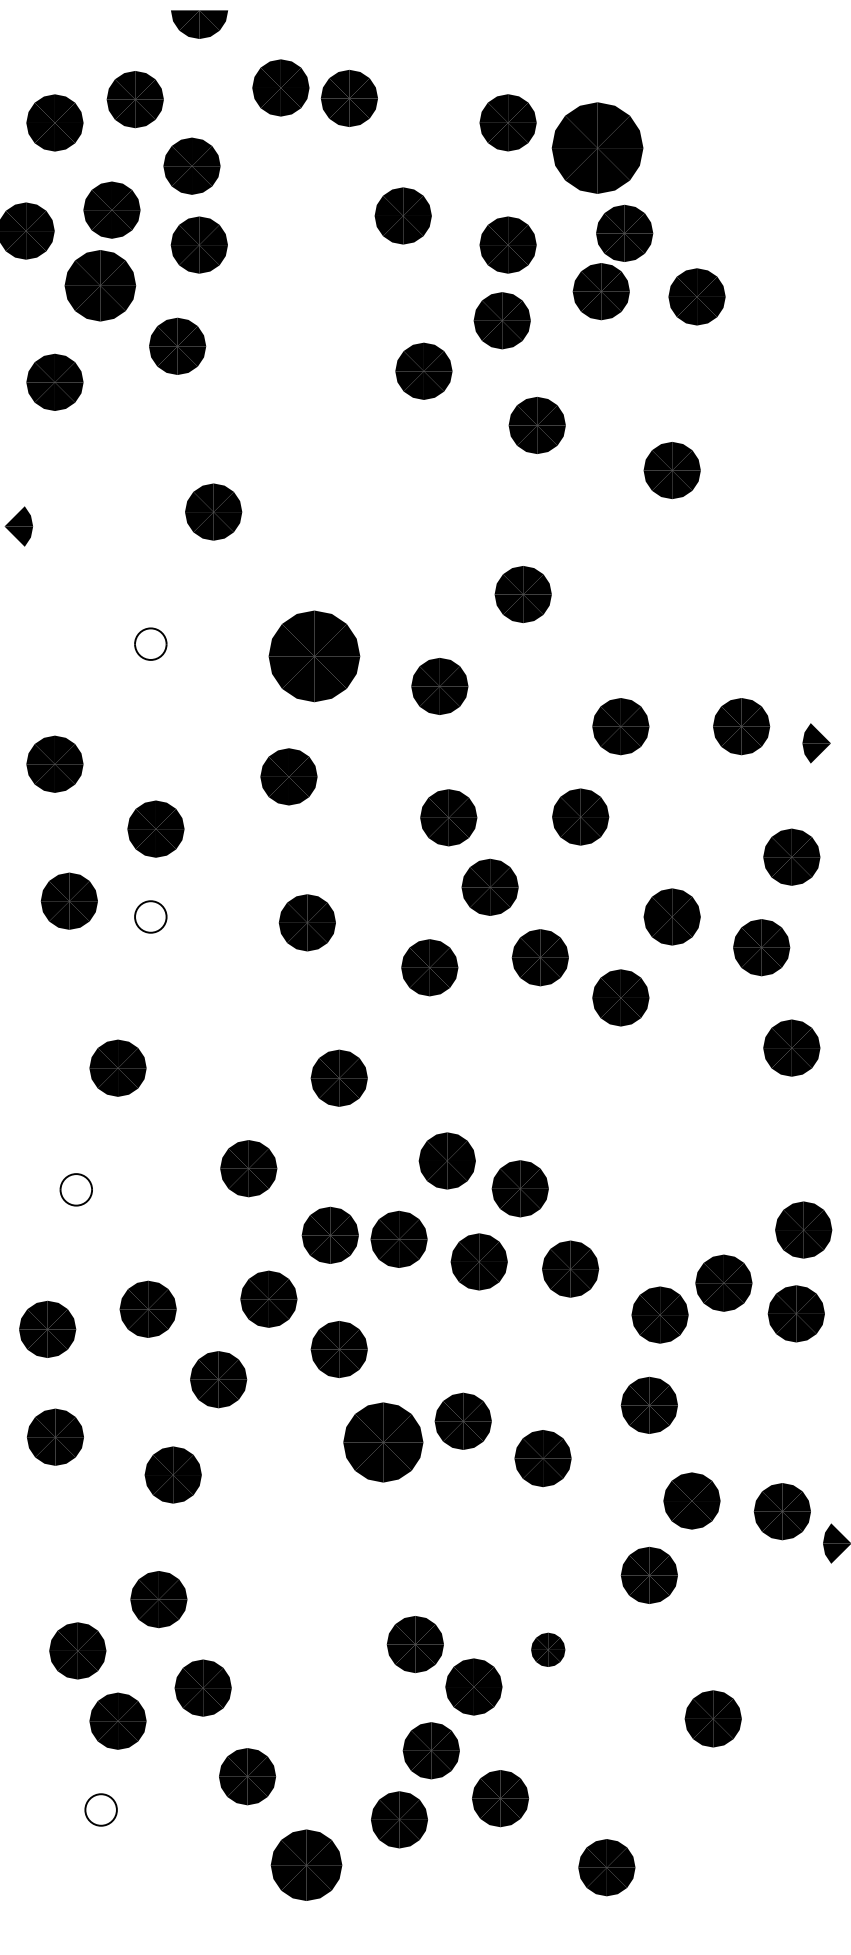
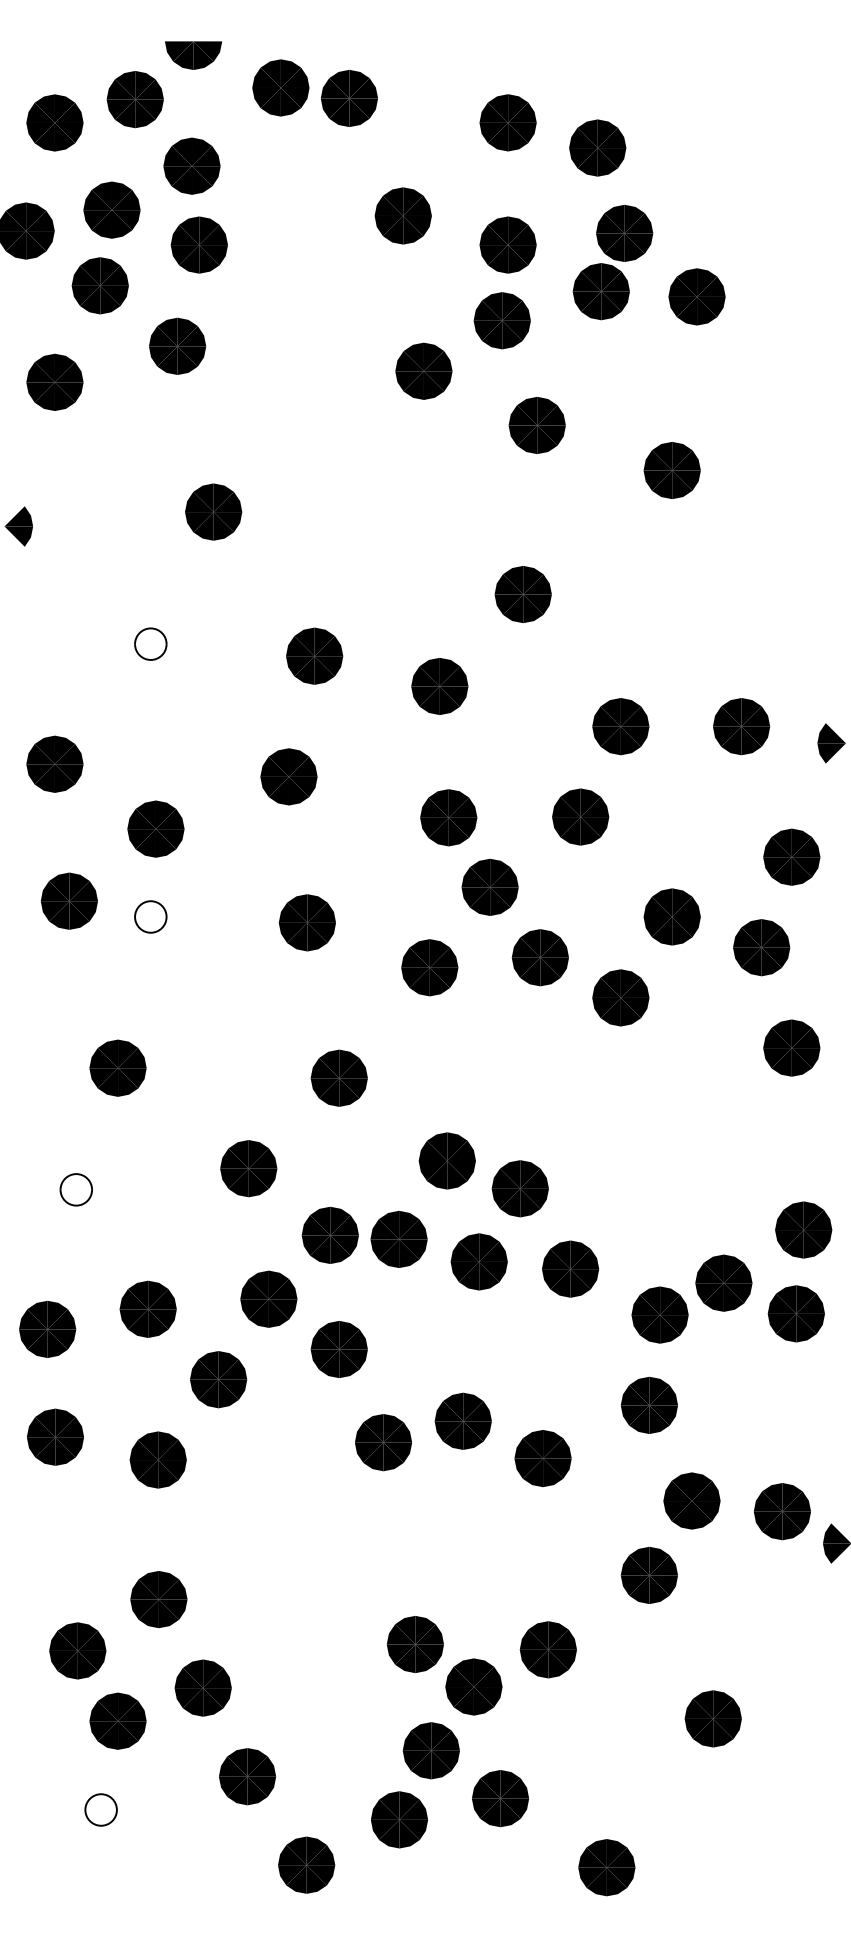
part position: (199, 24) -> (193, 55) (193, 55)
part size: 93x92 px -> 58x58 px (597, 147)
part size: 73x72 px -> 58x58 px (99, 285)
part size: 93x93 px -> 58x58 px (314, 655)
part position: (816, 743) -> (831, 743) (831, 743)
part size: 81x81 px -> 58x58 px (383, 1442)
part position: (172, 1474) -> (157, 1459) (157, 1459)
part size: 35x35 px -> 58x58 px (547, 1649)
part size: 73x72 px -> 58x58 px (306, 1864)
